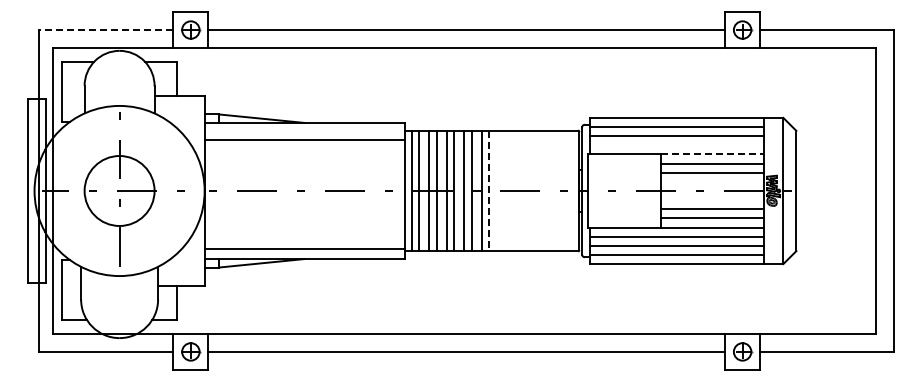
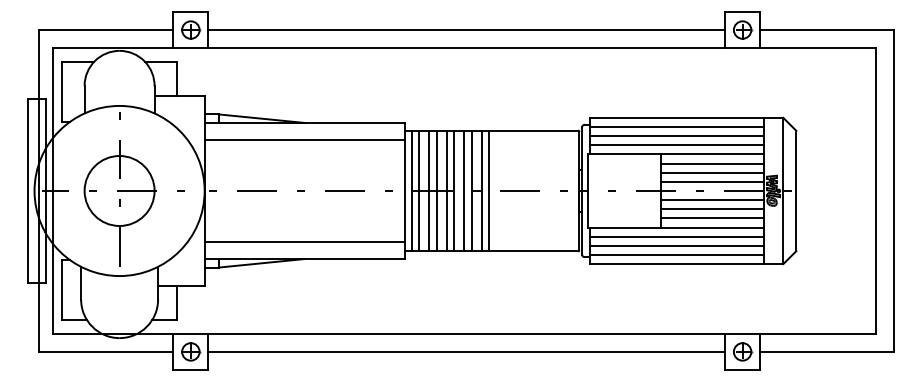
line: dashed -> solid (105, 30)
line: none -> present (676, 145)
line: dashed -> solid (712, 154)
line: none -> present (711, 181)
line: dashed -> solid (489, 191)
line: none -> present (711, 200)
line position: (304, 249) -> (304, 242) (304, 242)
